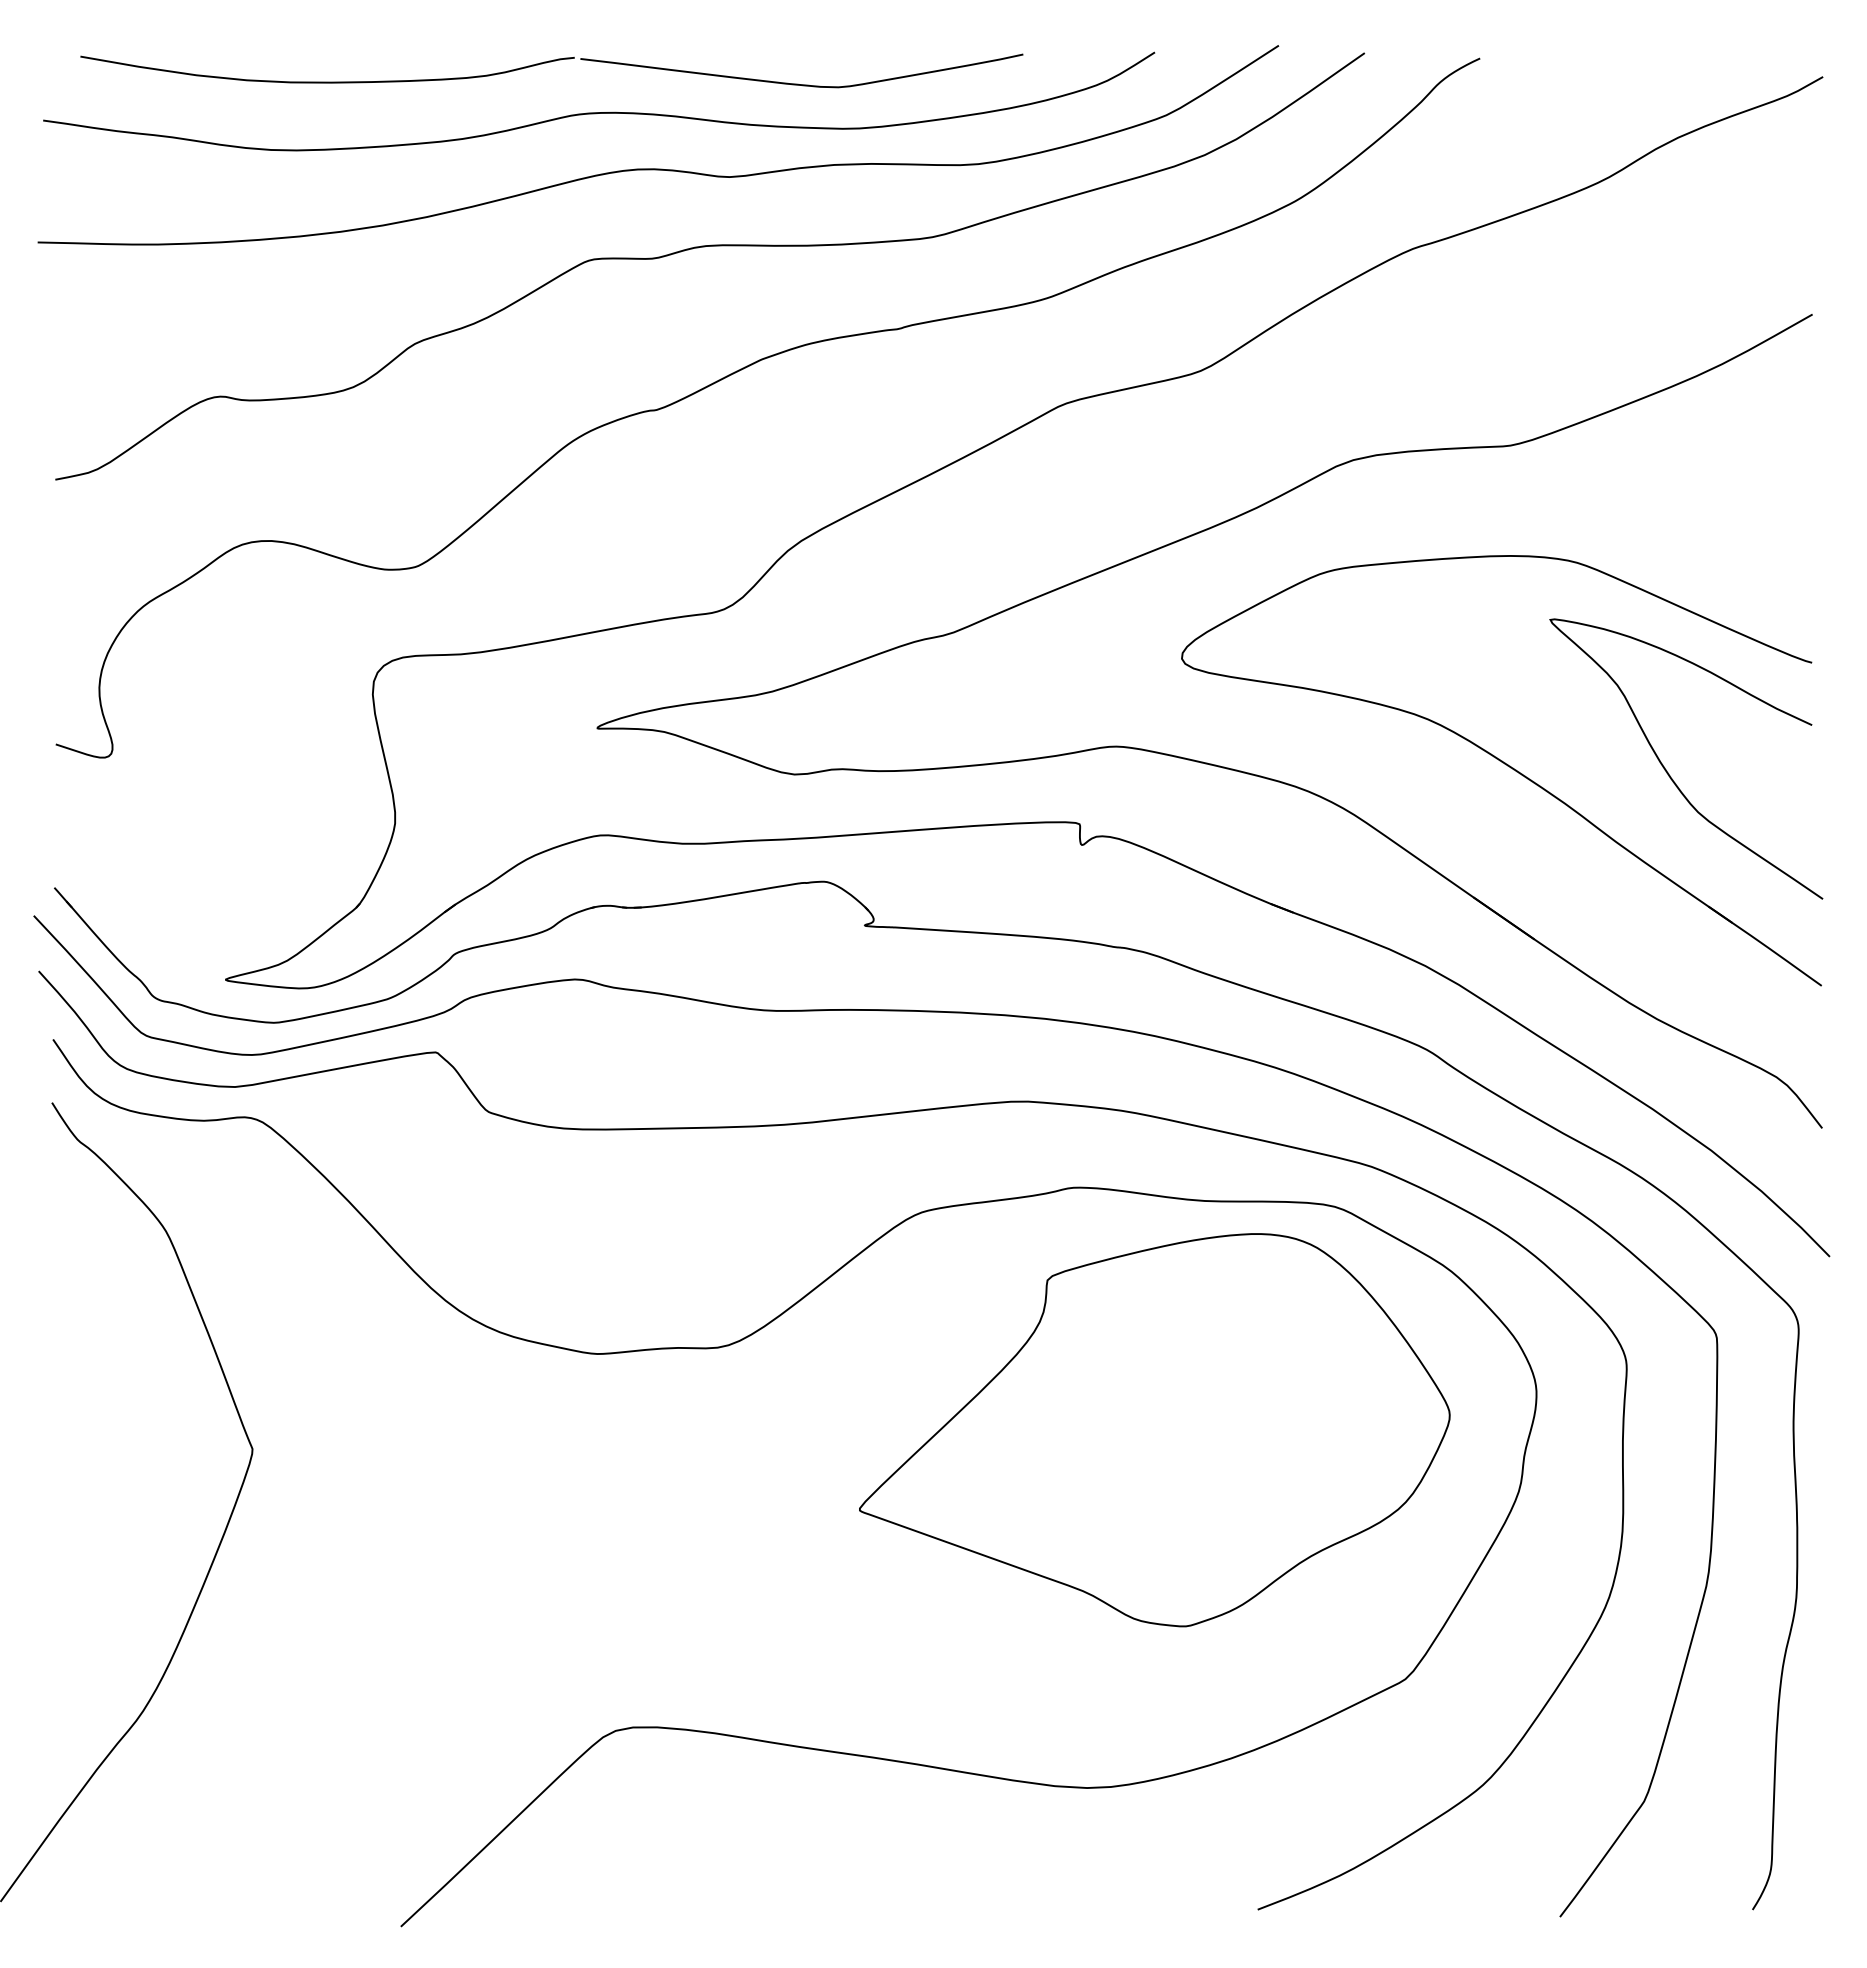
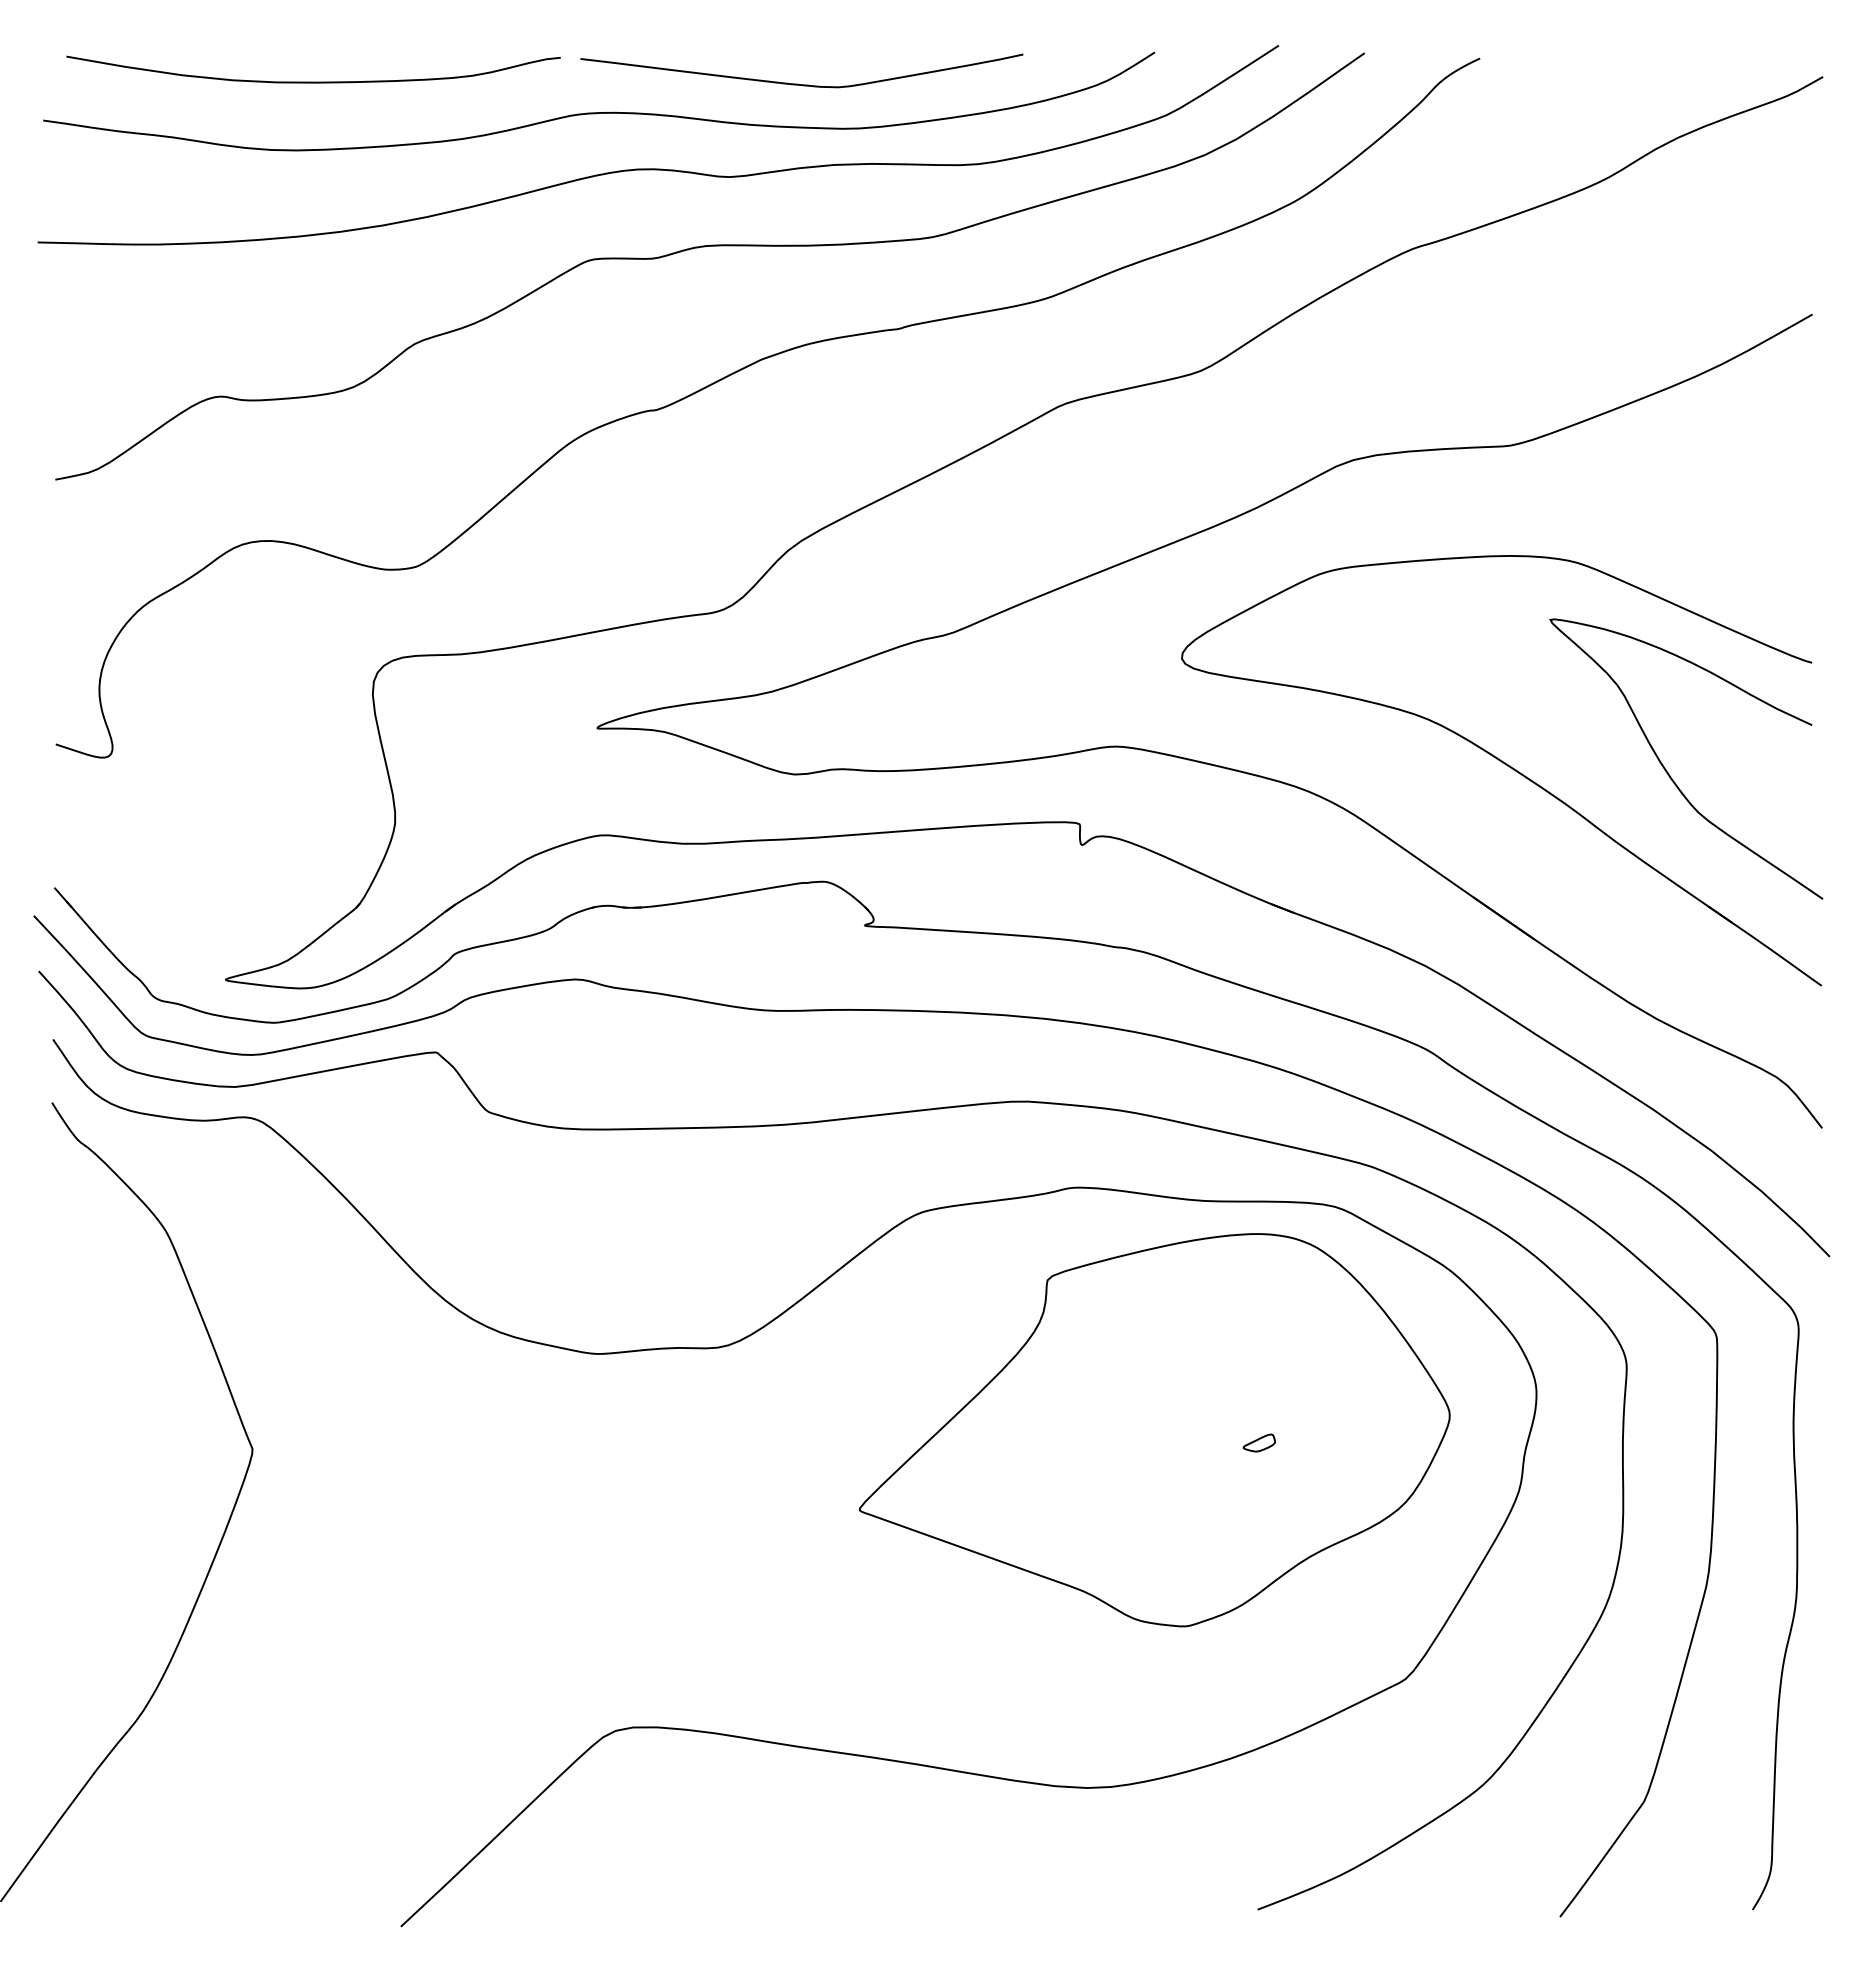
curve position: (327, 81) -> (313, 81) (313, 81)
part: none -> present (1258, 1442)
